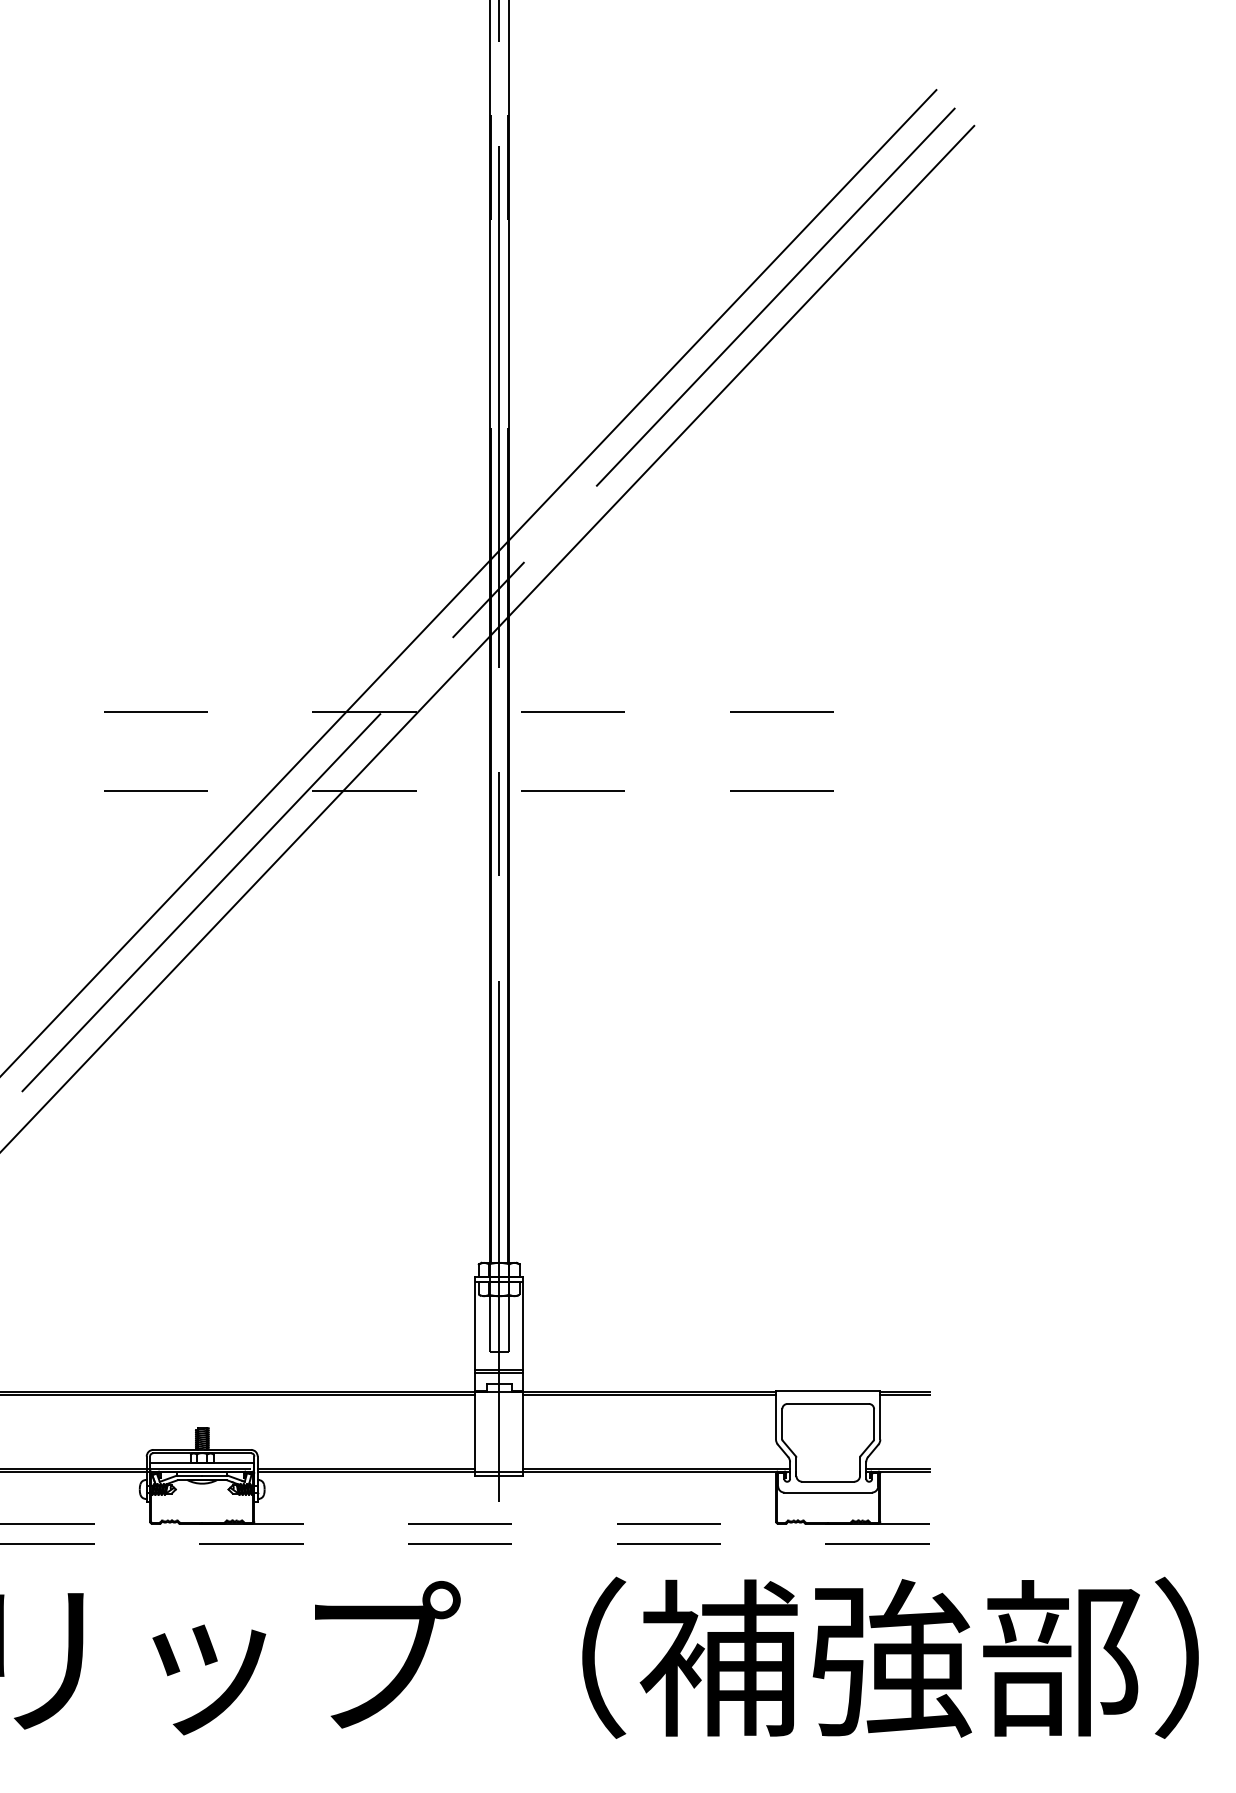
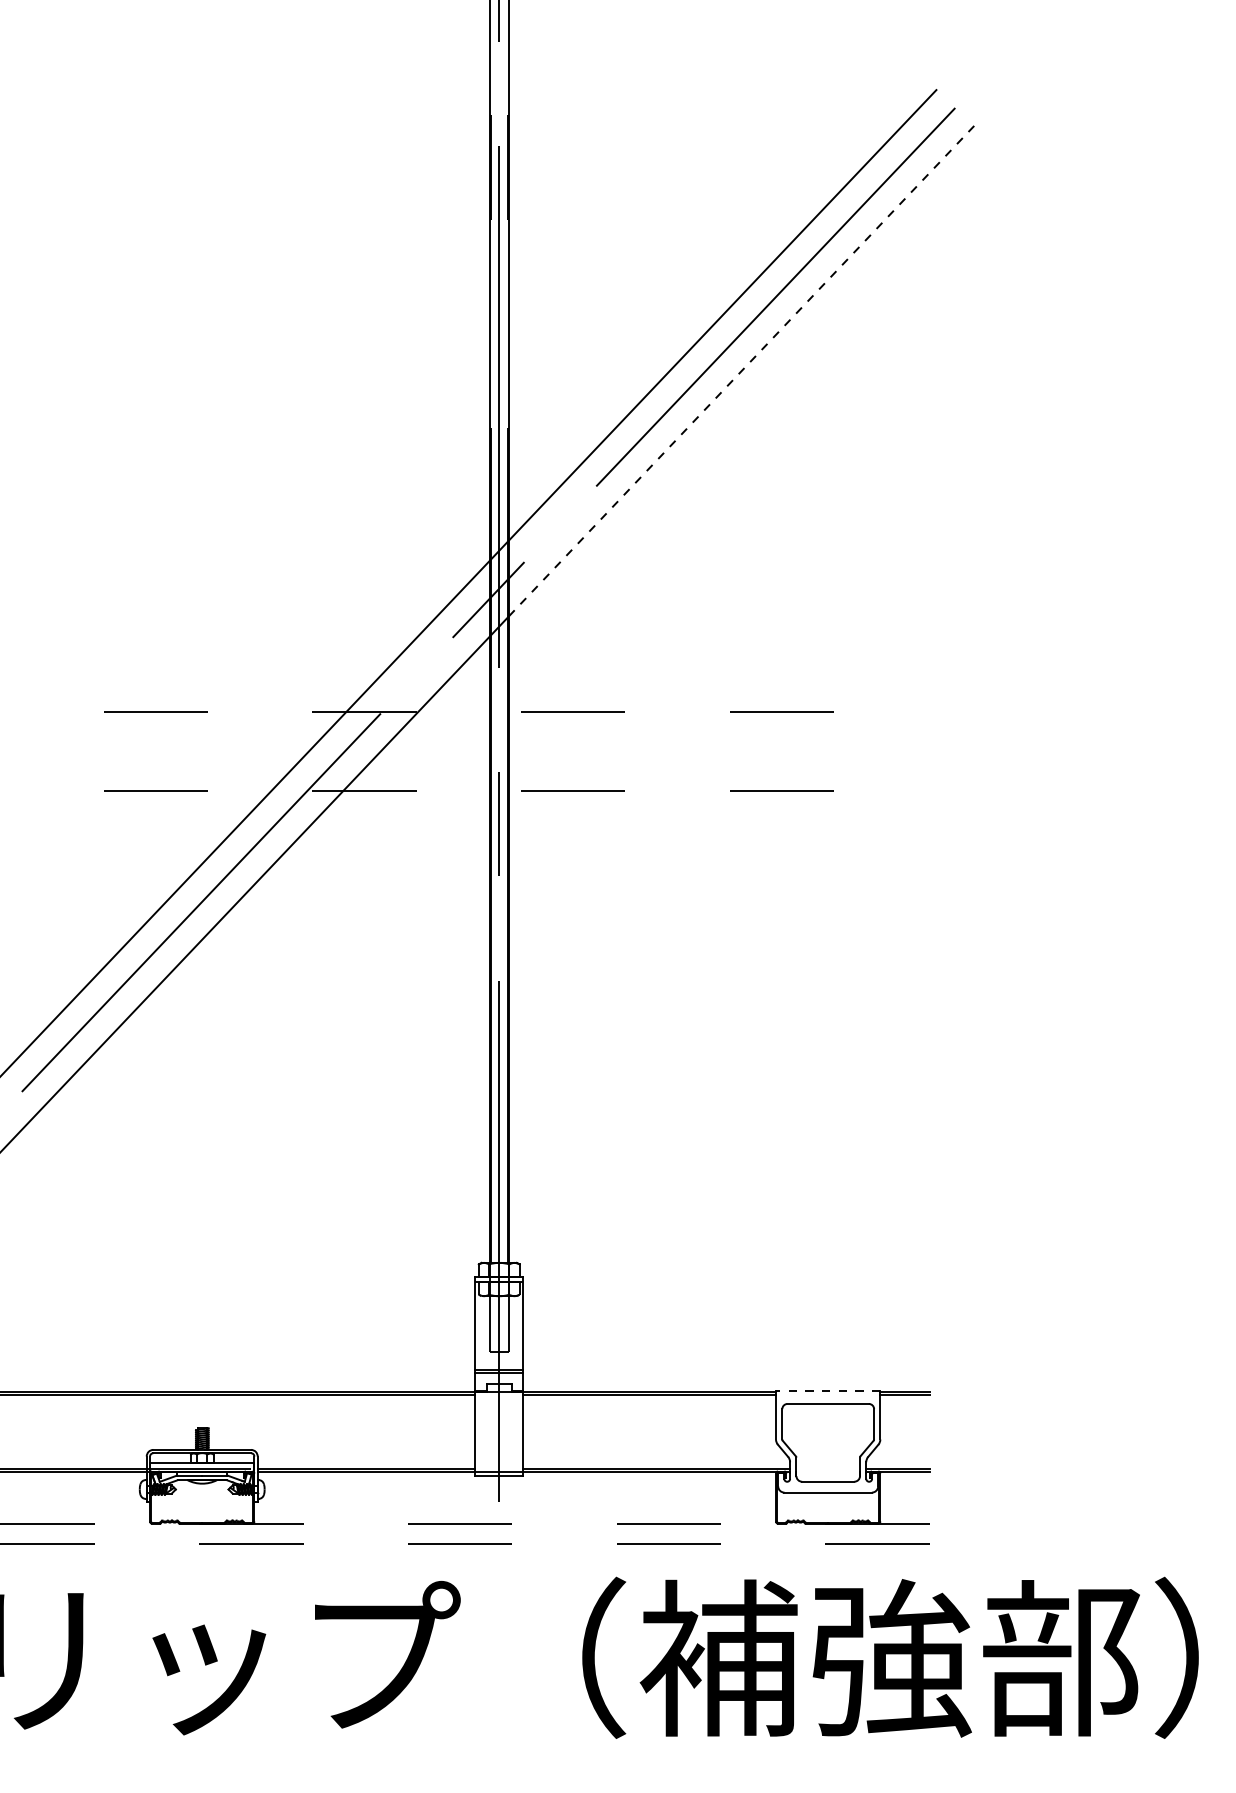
line: solid -> dashed (741, 371)
line: solid -> dashed (827, 1391)
